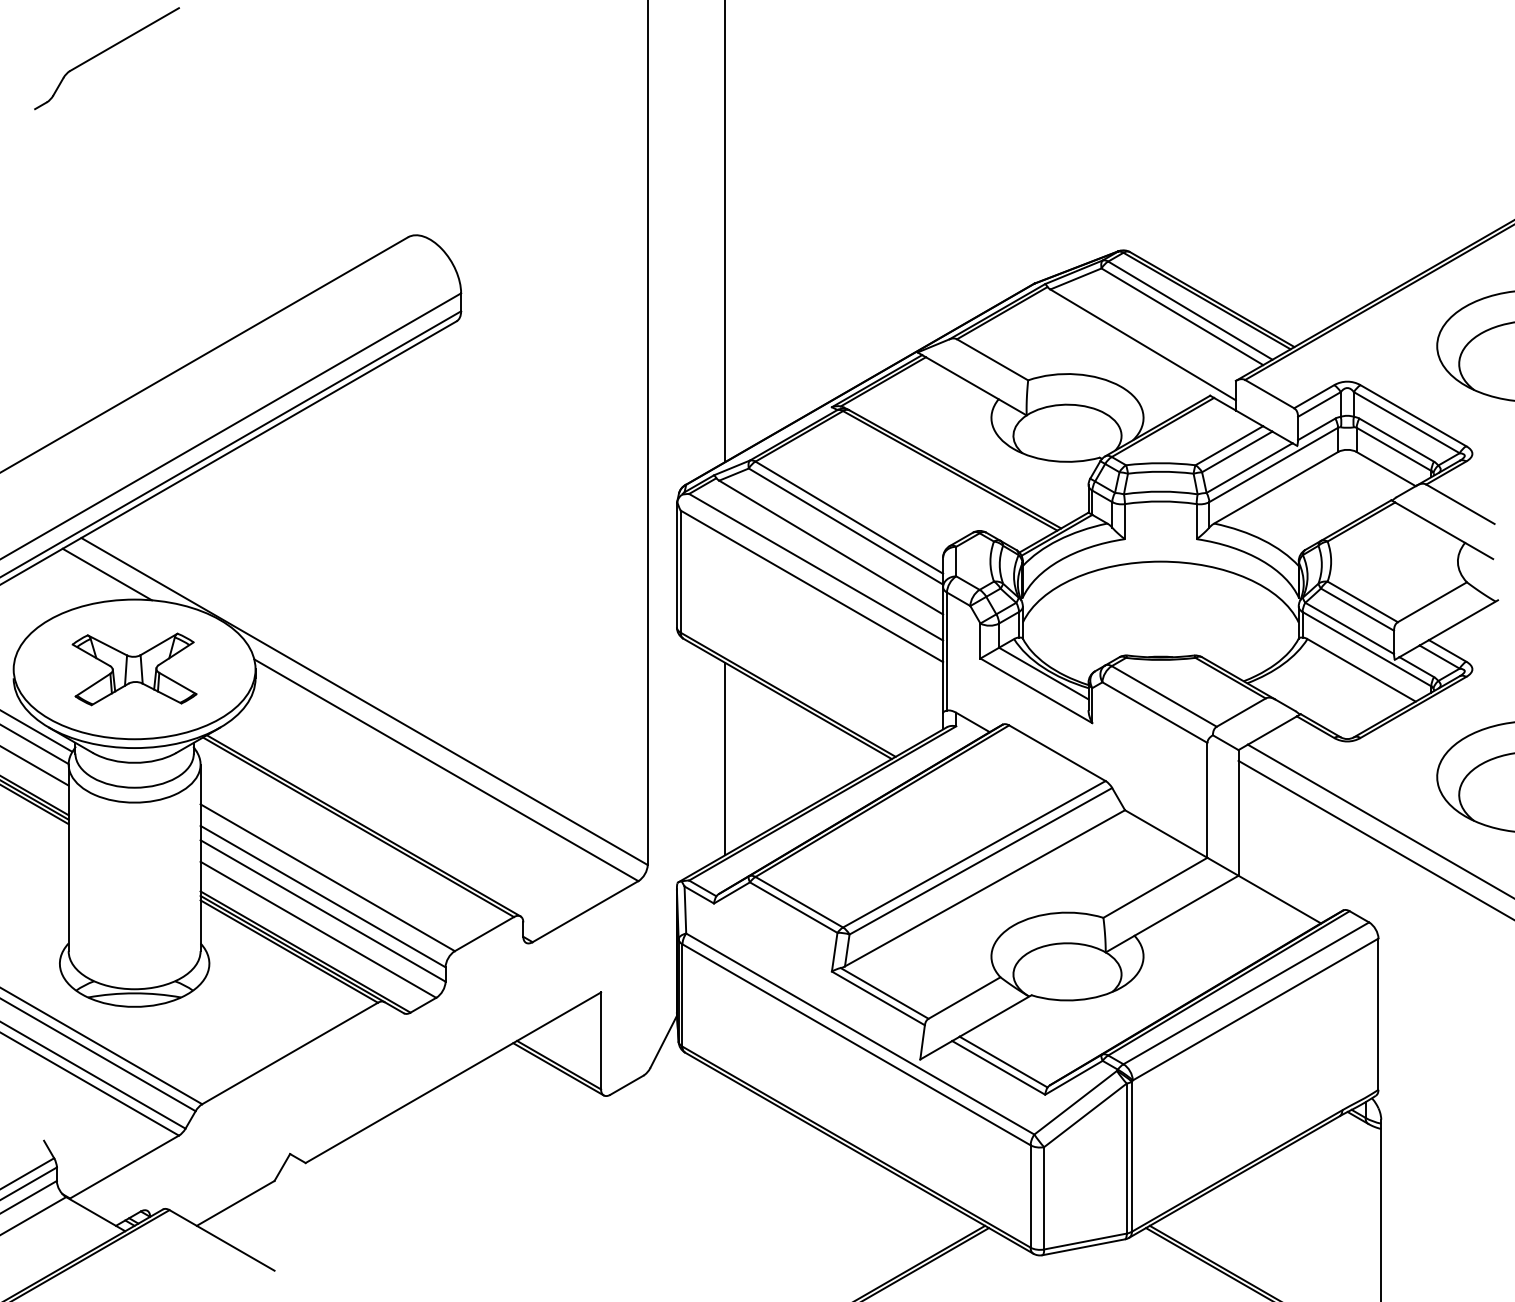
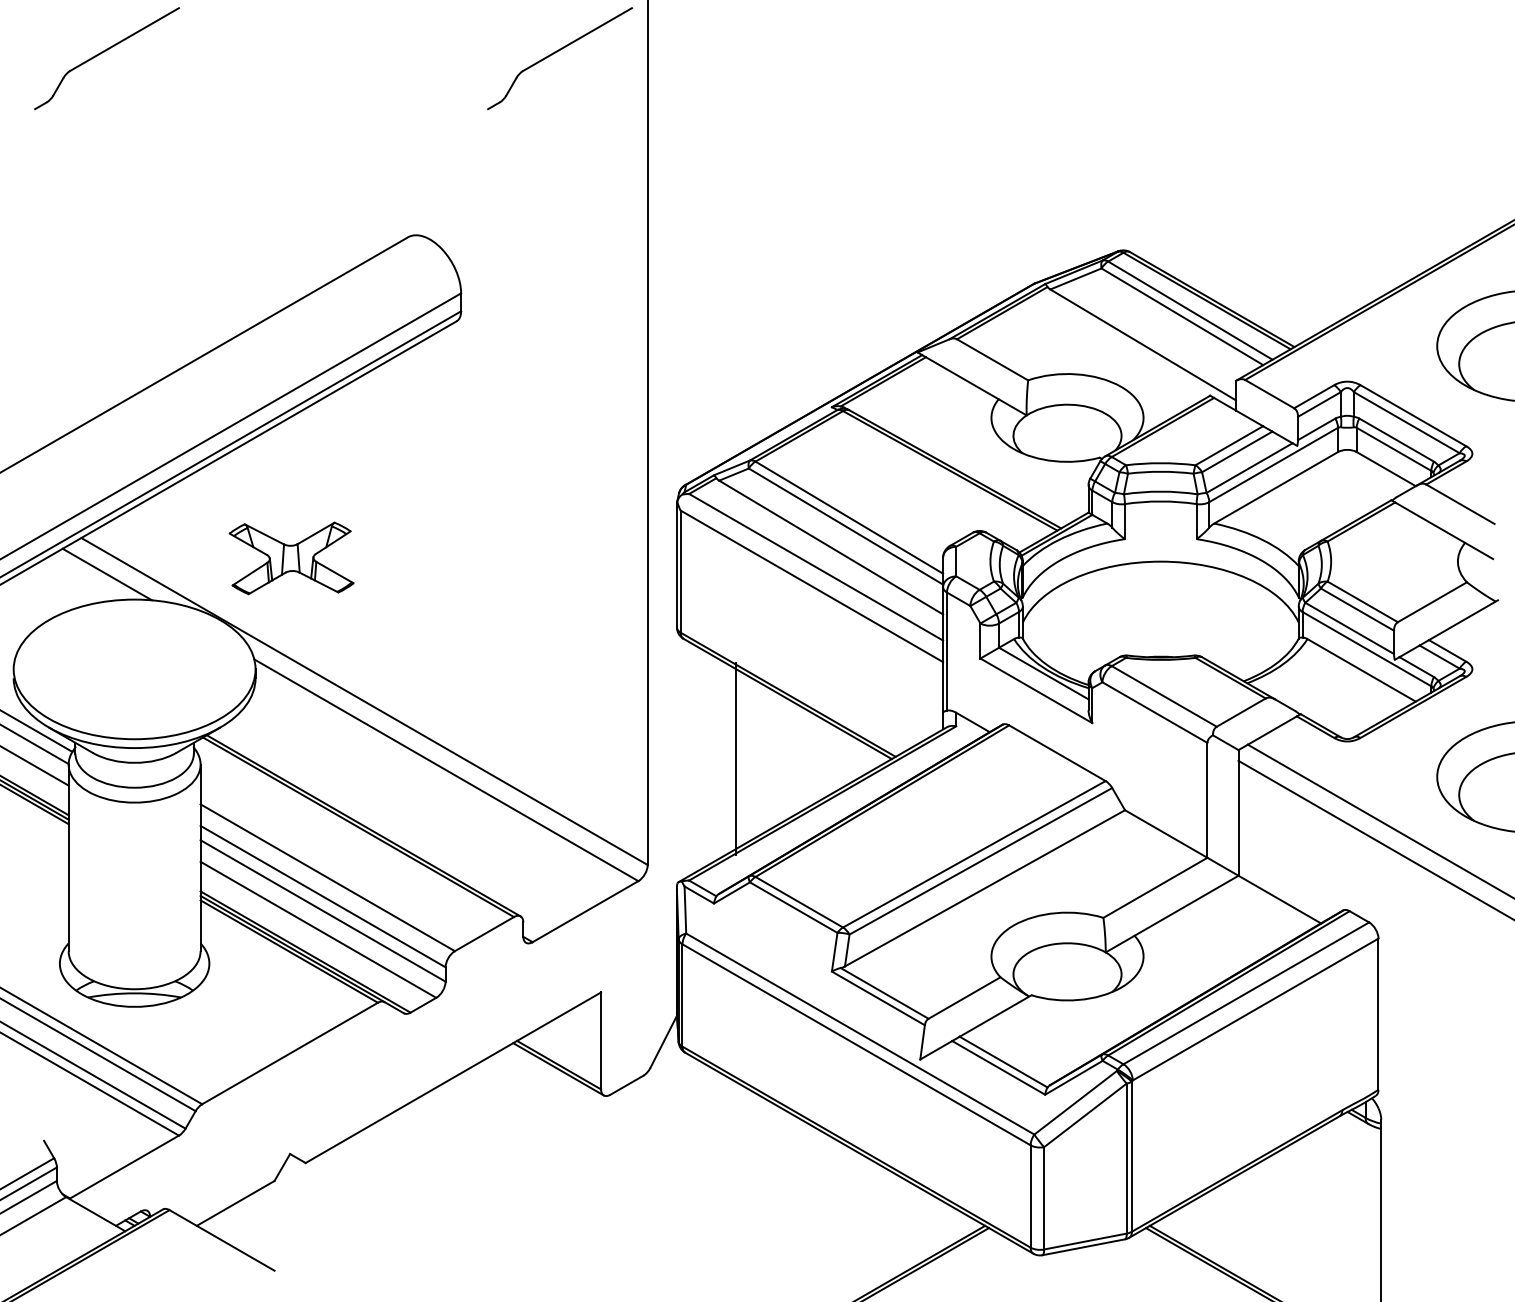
part: none -> present (557, 52)
line: present -> none (725, 231)
part position: (134, 669) -> (291, 558) (291, 558)
line position: (725, 758) -> (736, 758) (736, 758)
